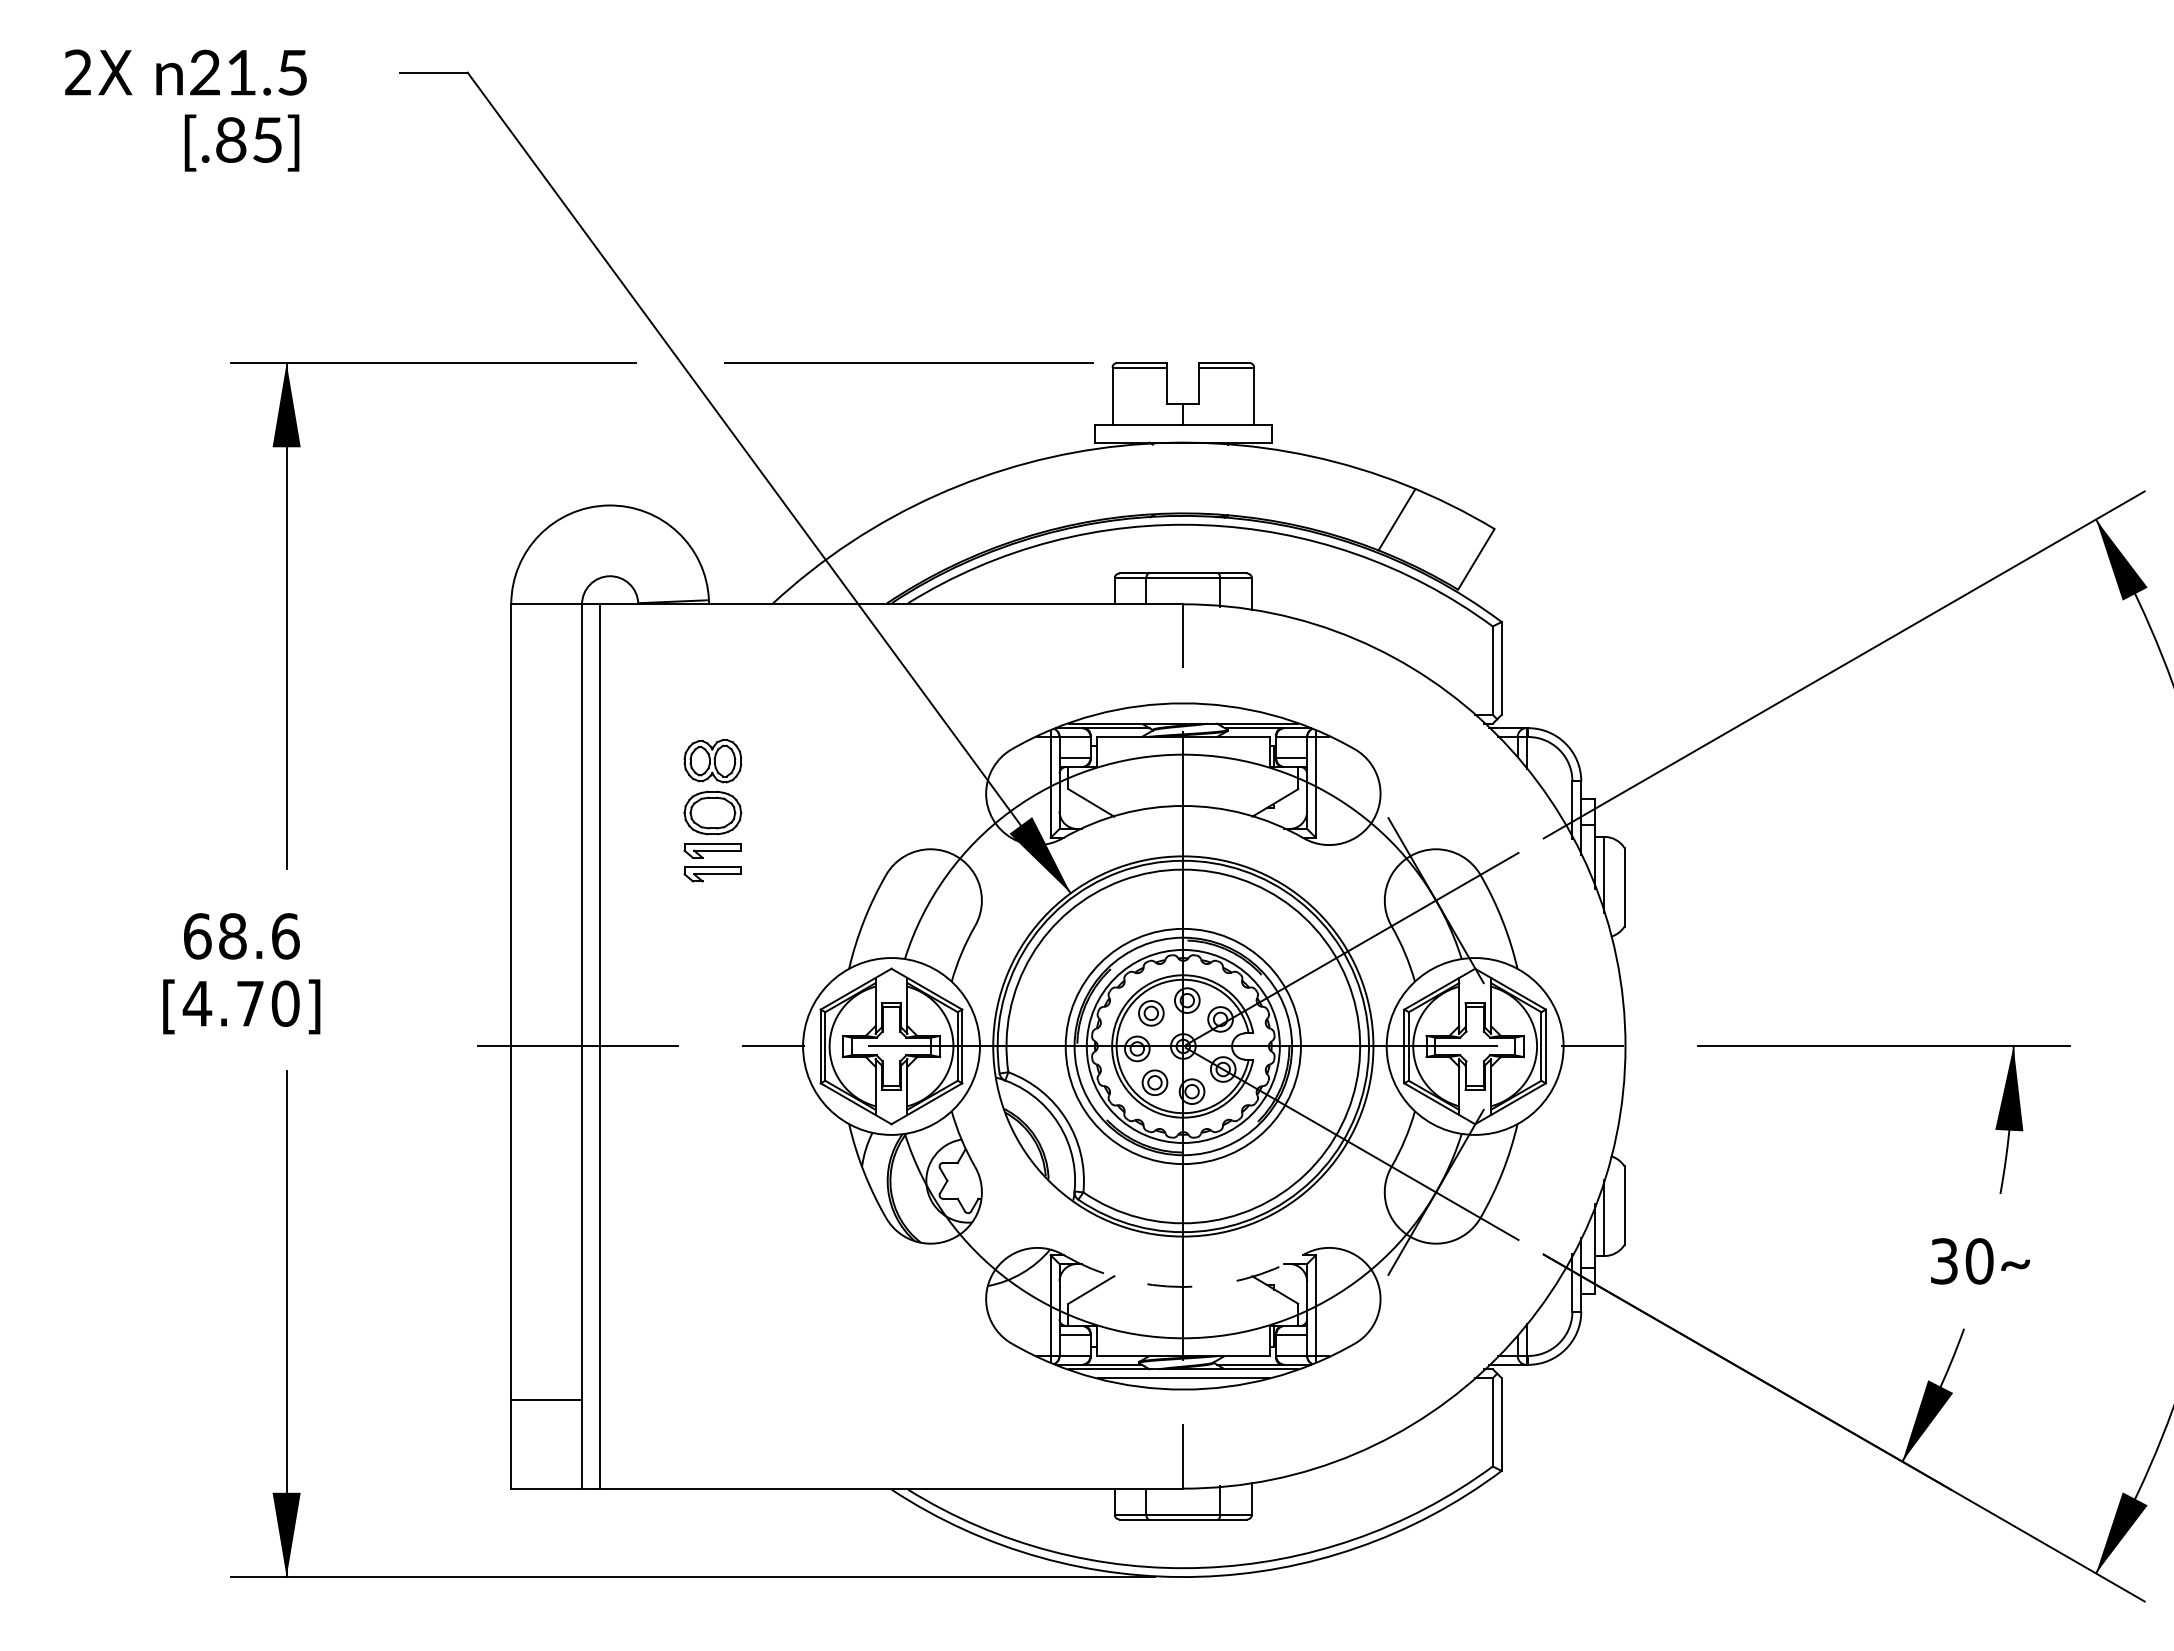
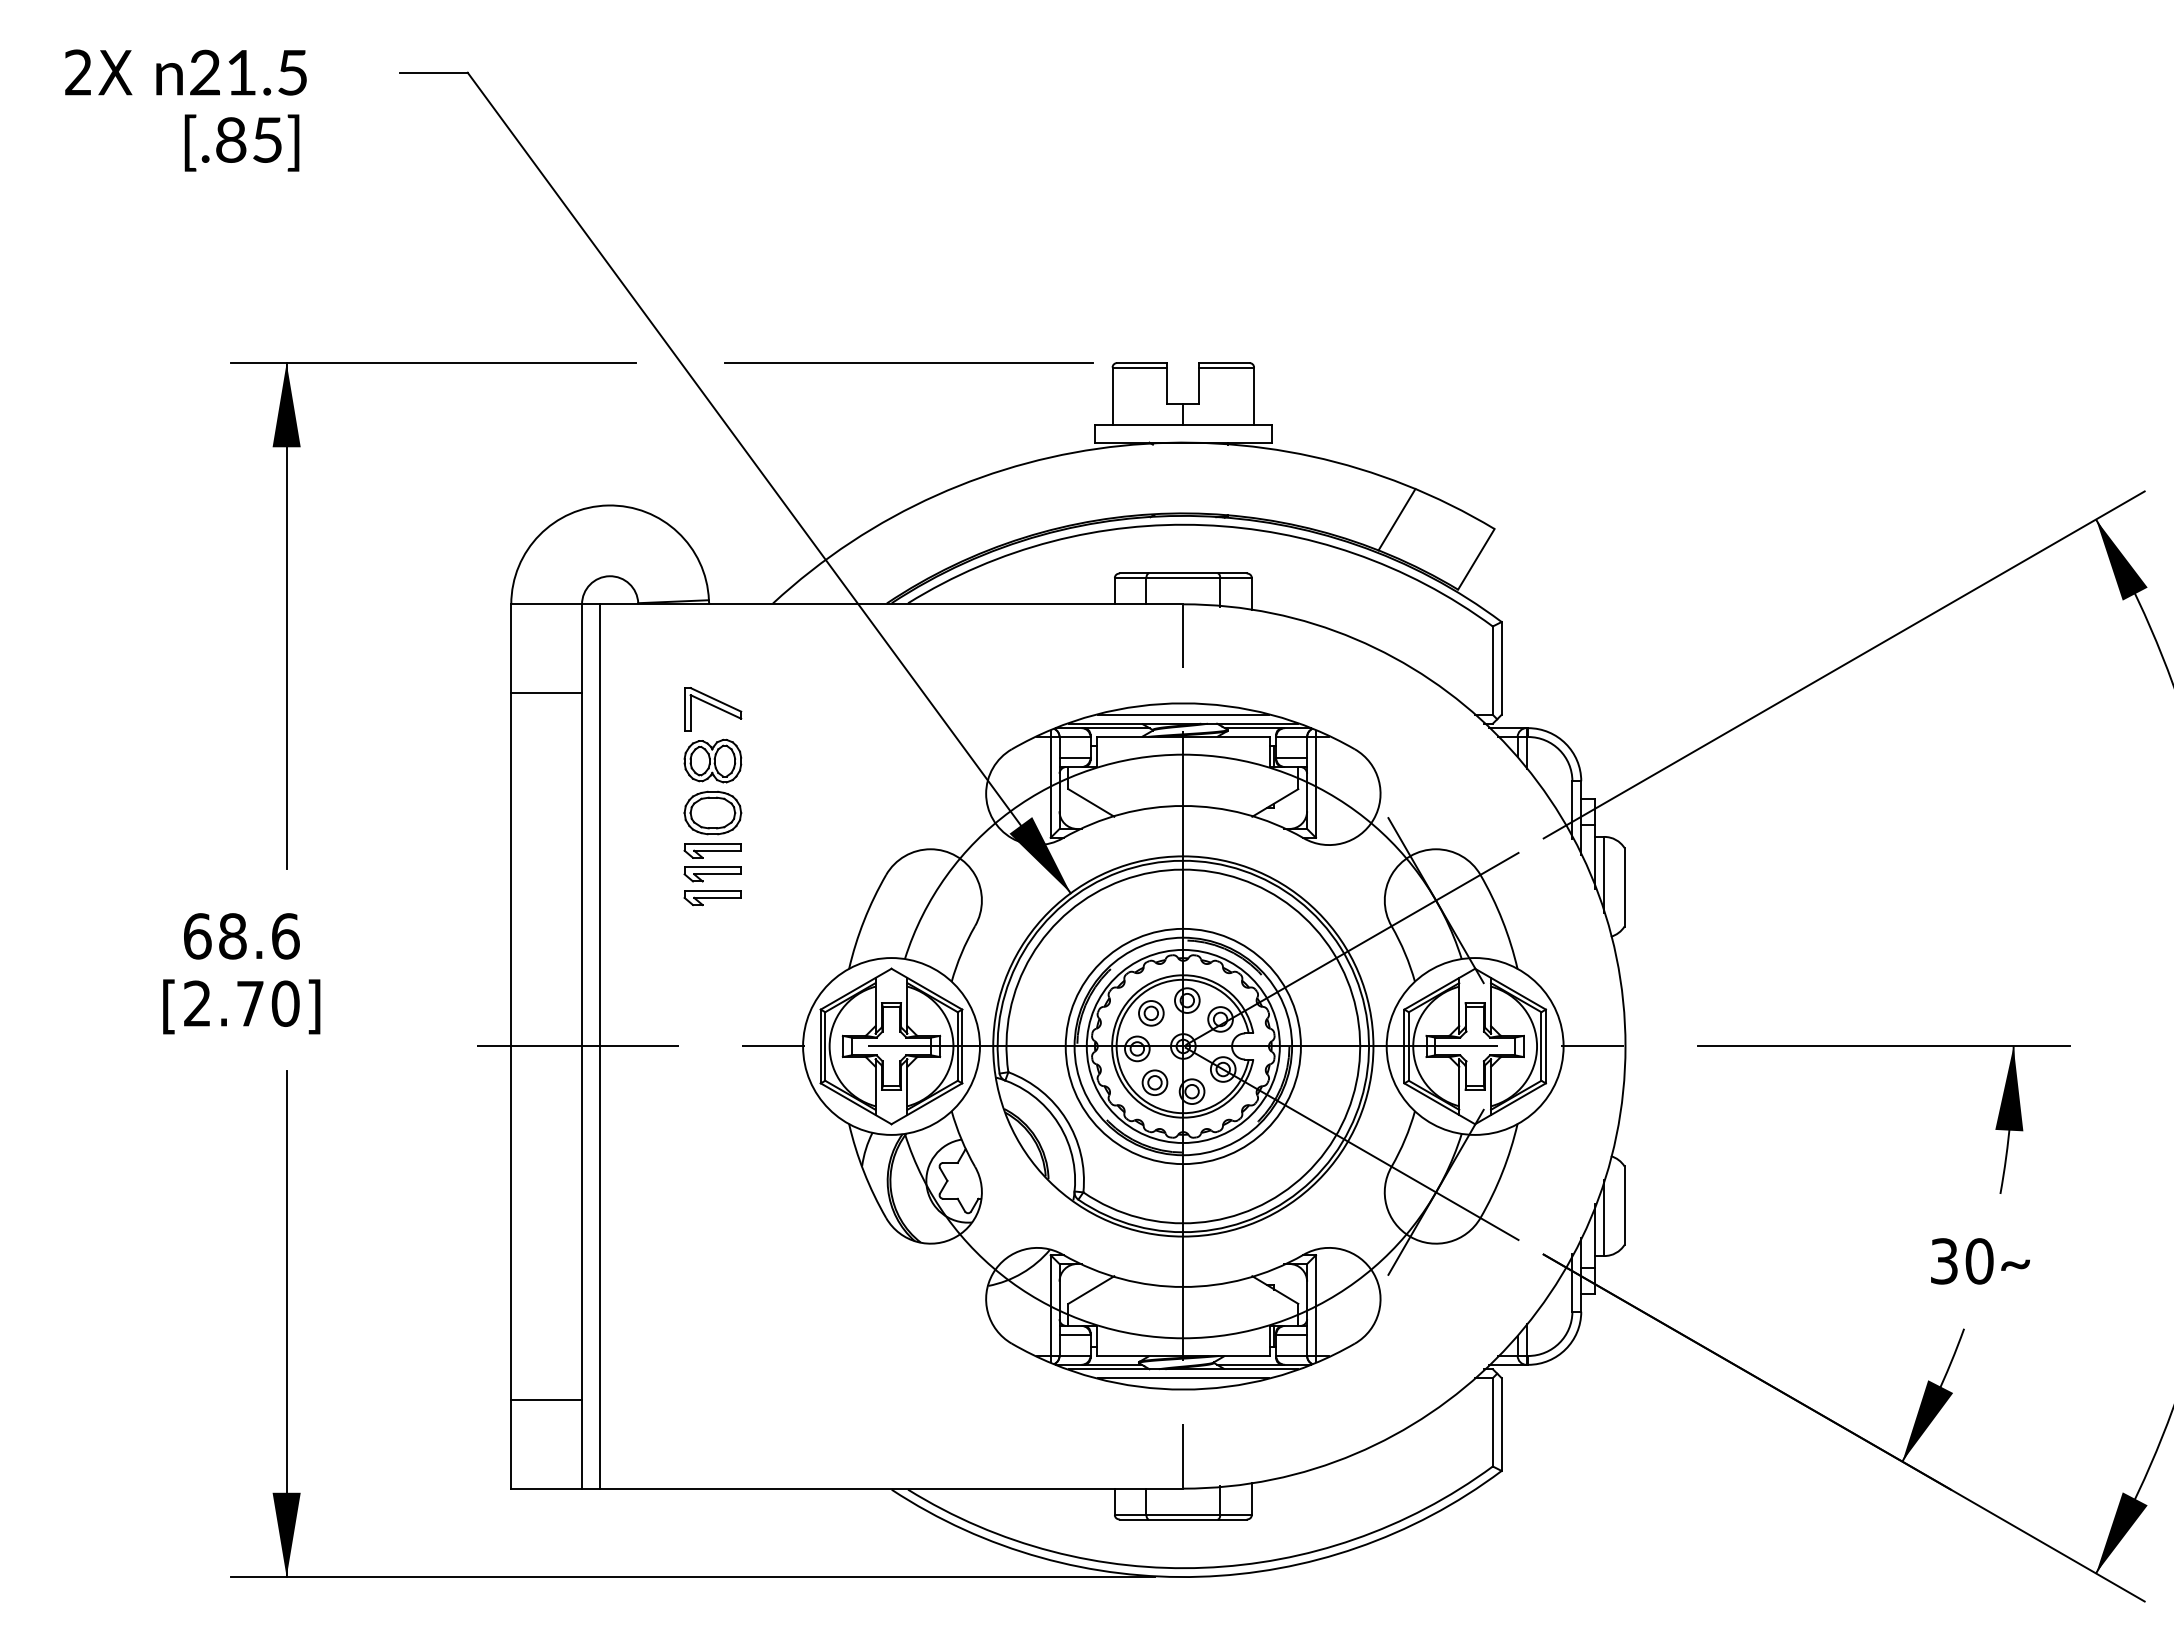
line: none -> present (546, 692)
part: none -> present (713, 709)
line: none -> present (1183, 714)
part: none -> present (712, 898)
text: [4.70] -> [2.70] (197, 1003)
arc: dashed -> solid (1183, 1286)
